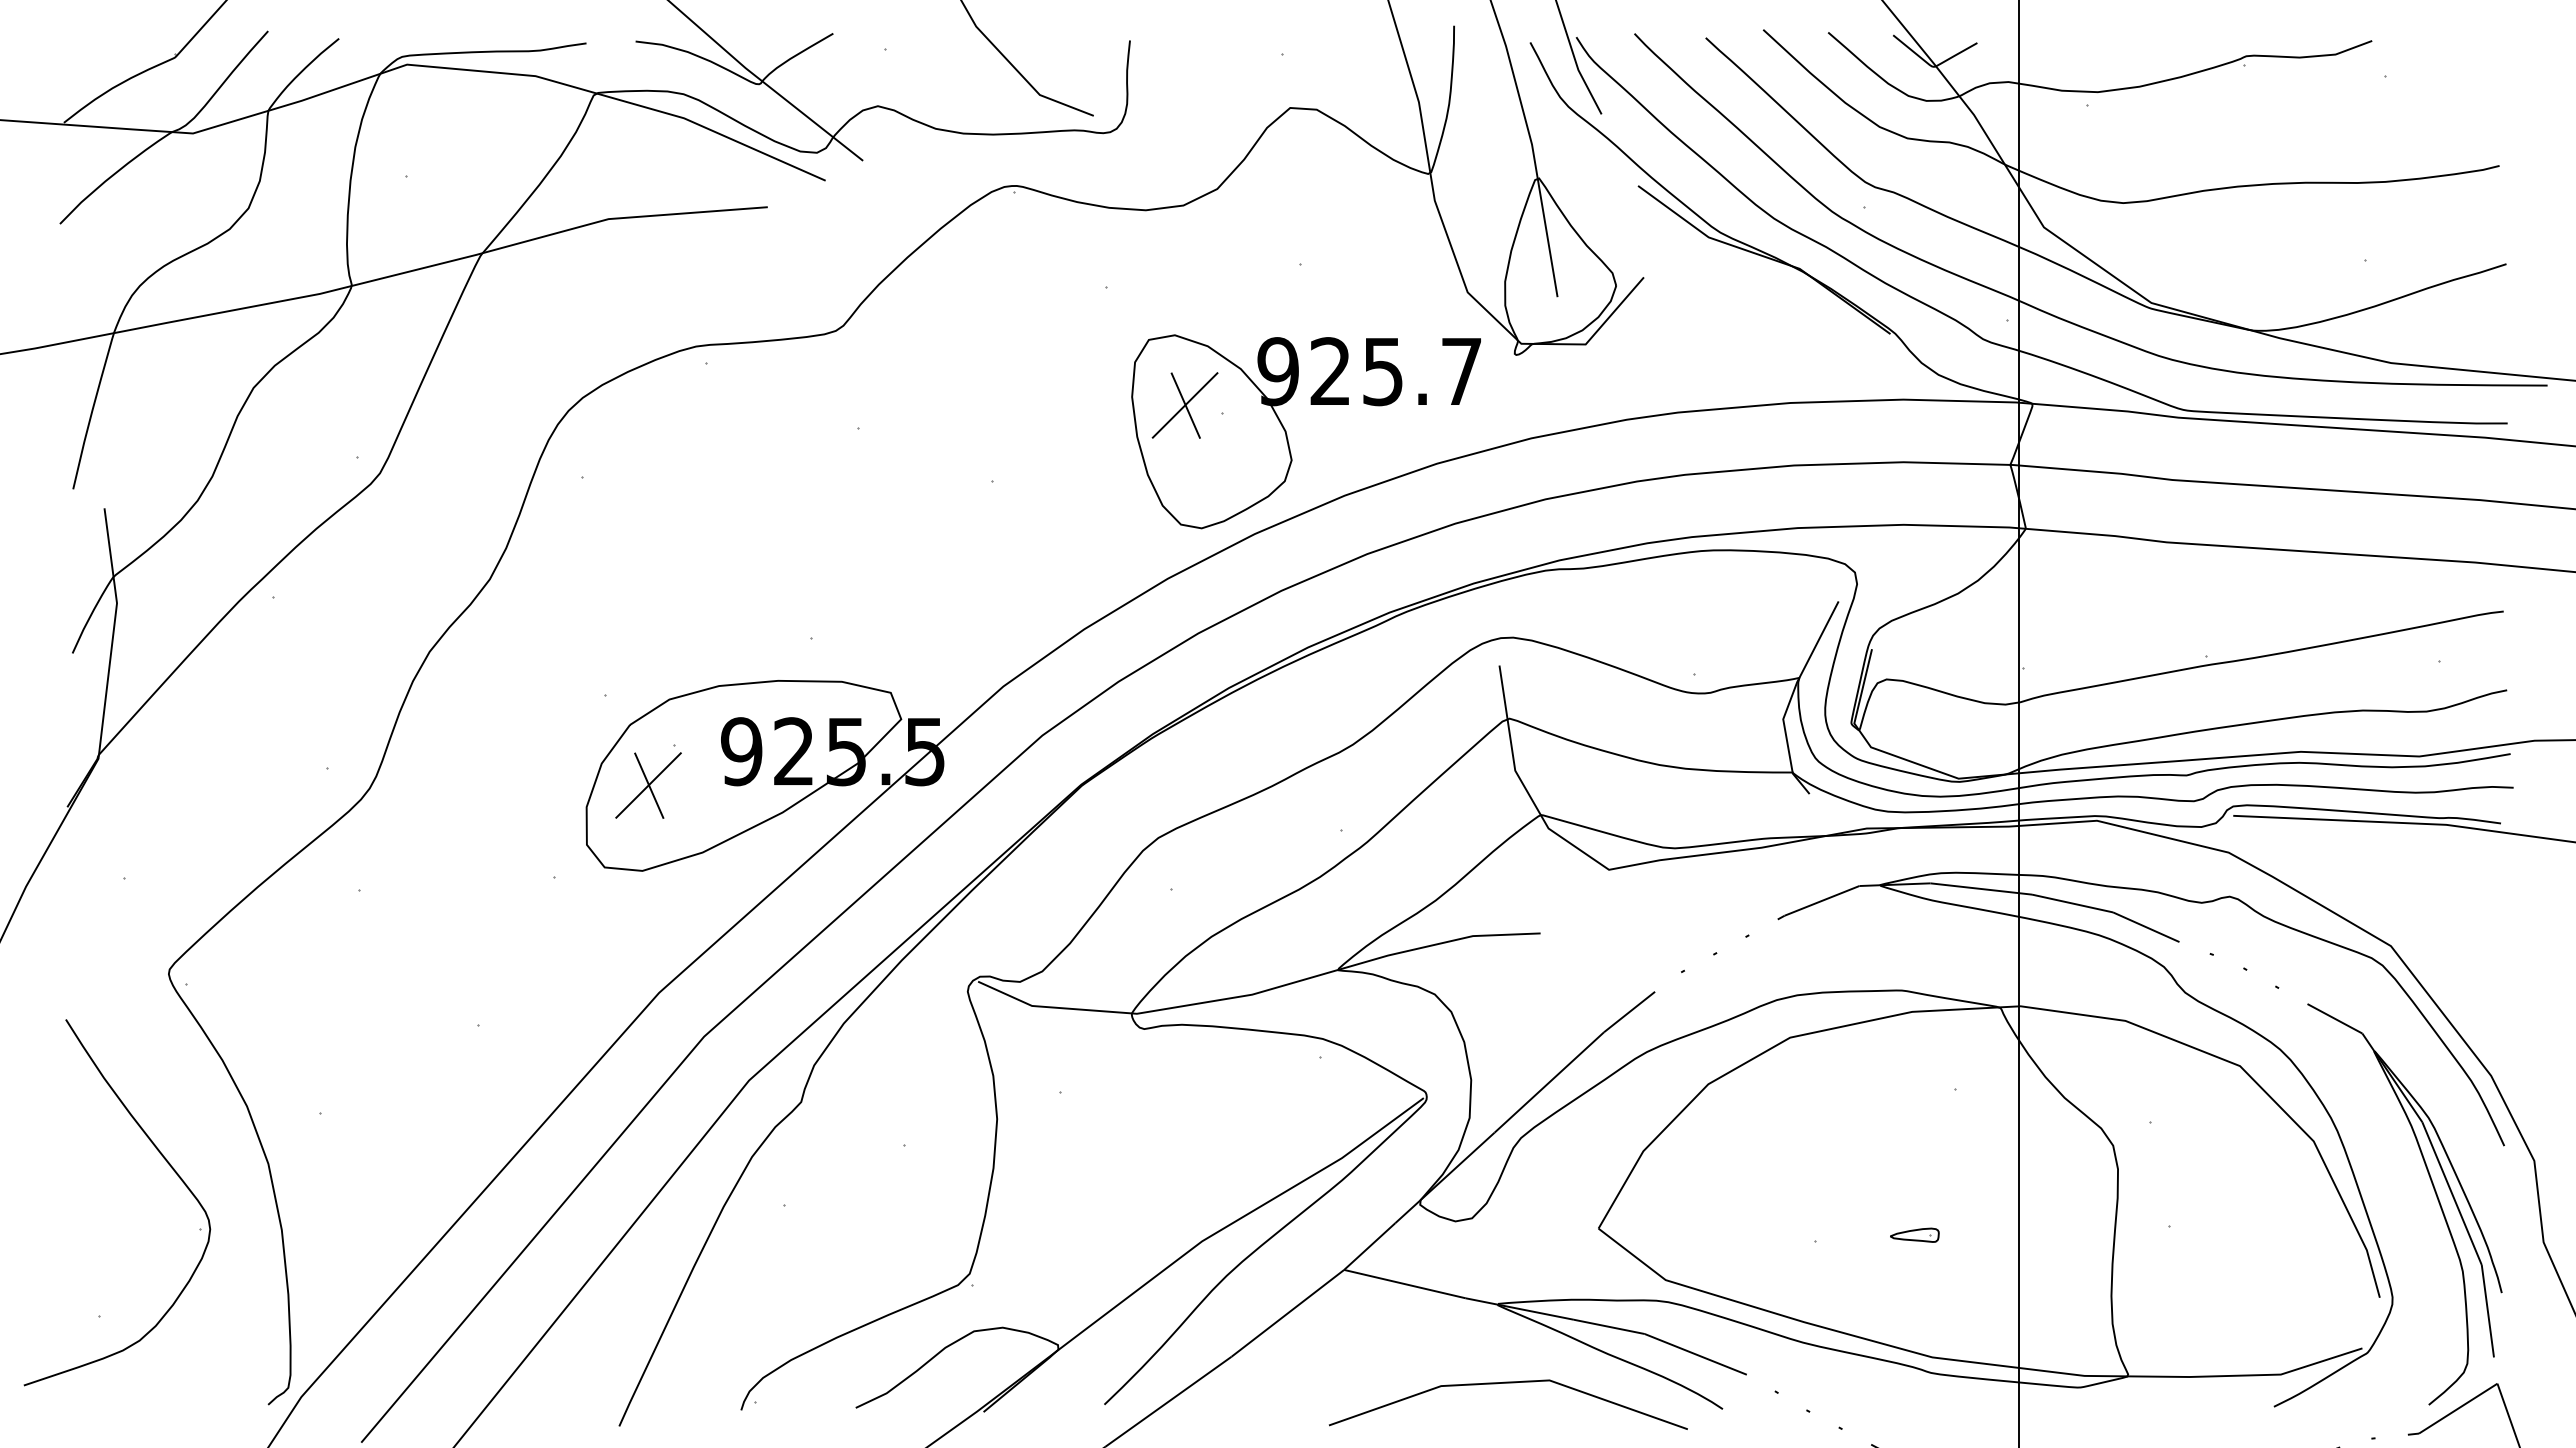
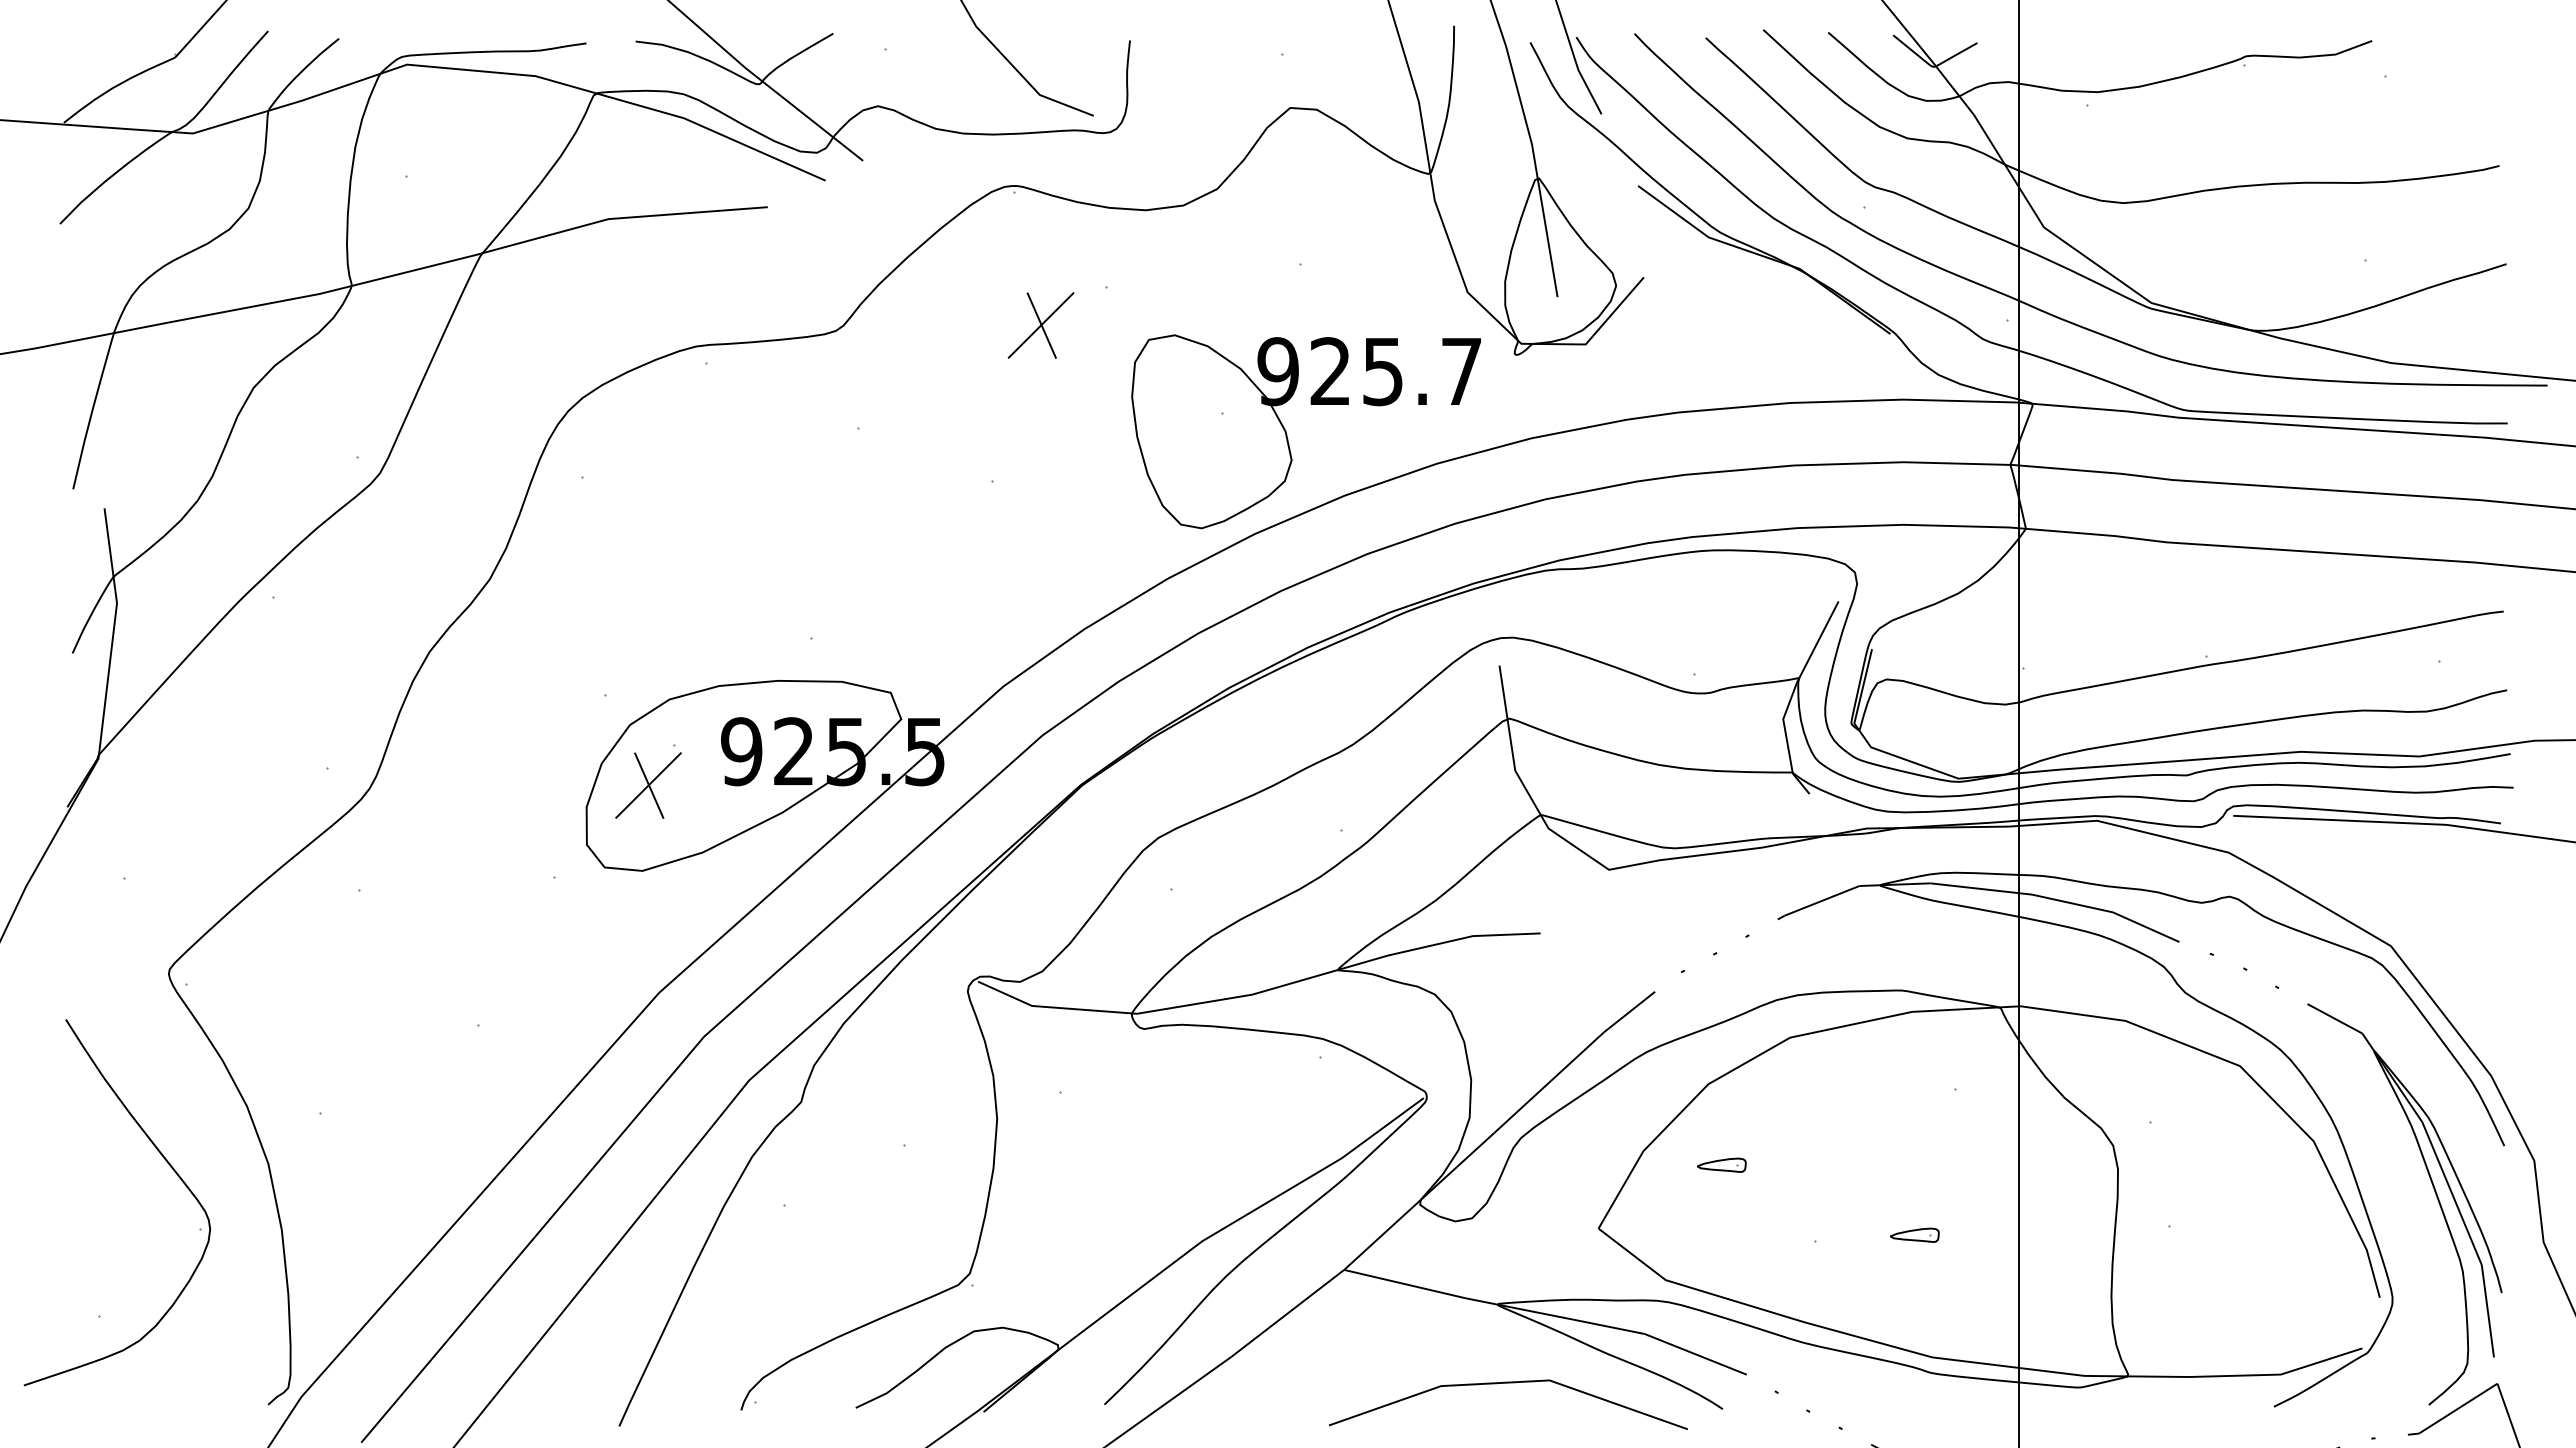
part position: (1184, 405) -> (1040, 325) (1040, 325)
part: none -> present (1721, 1164)
